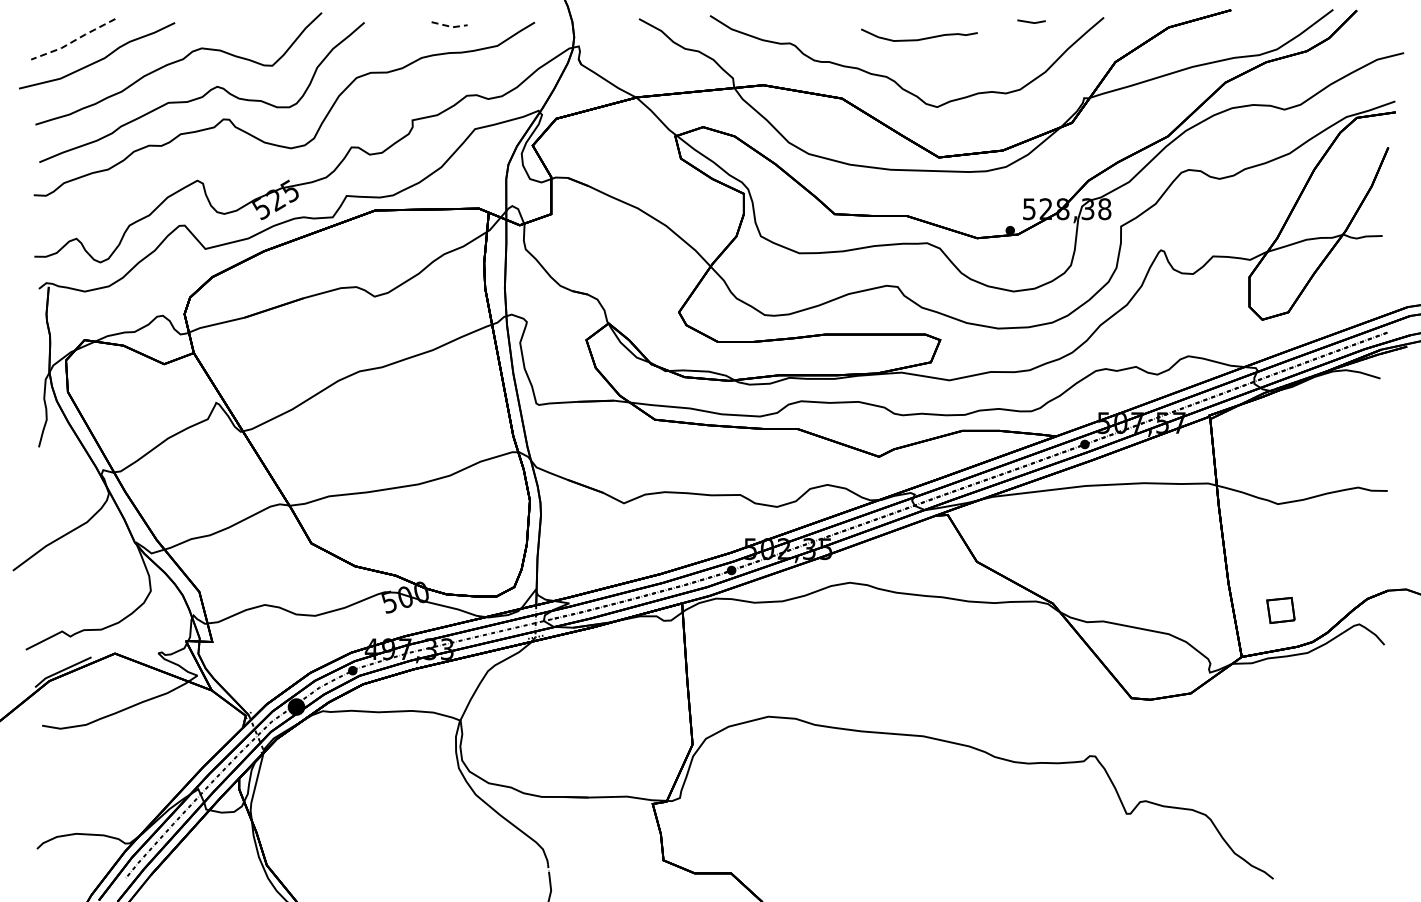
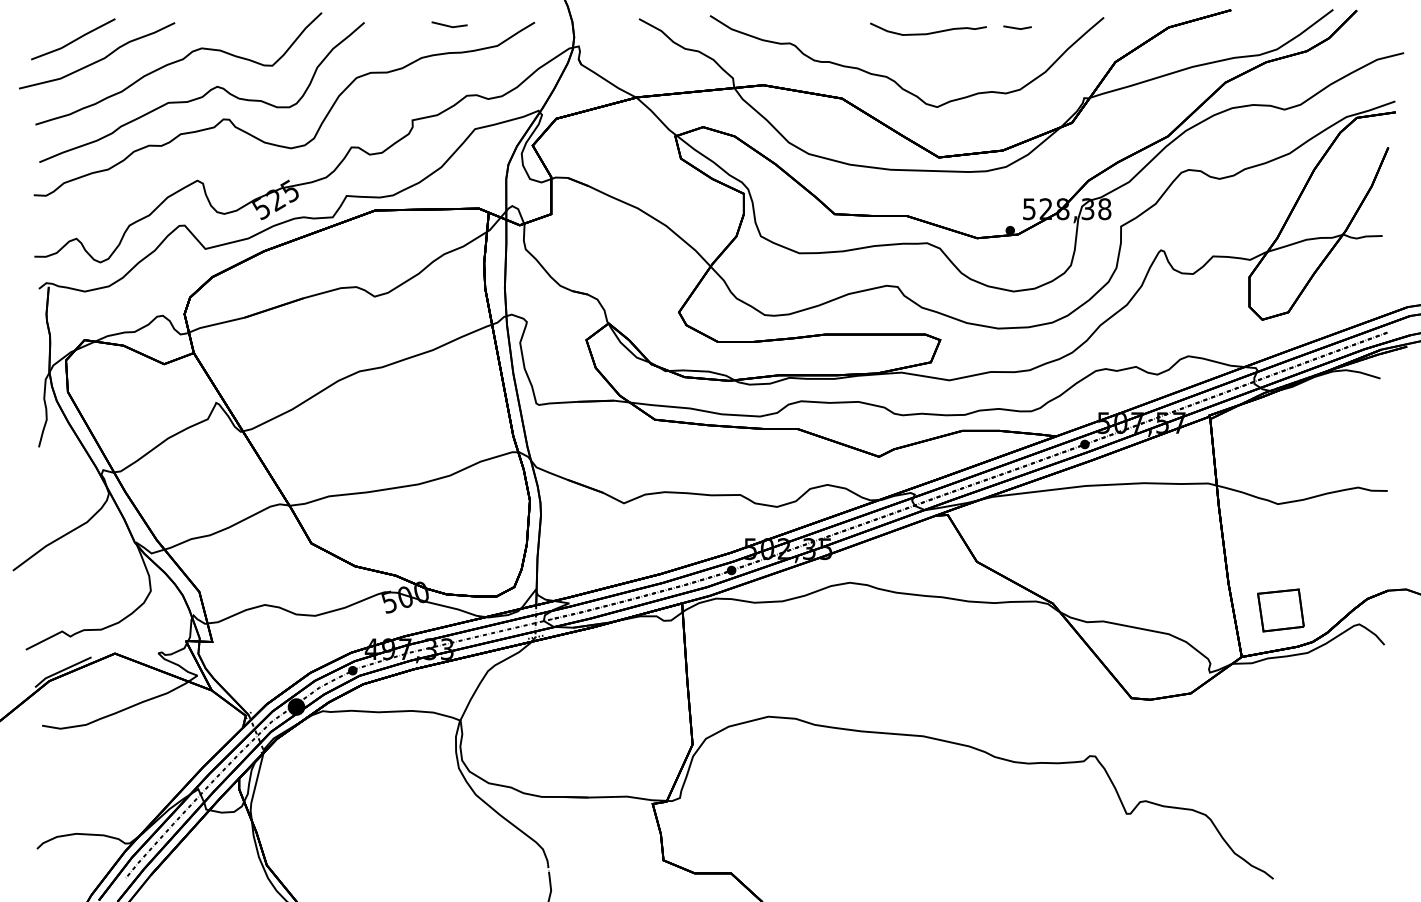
line position: (1031, 21) -> (1017, 27) (1017, 27)
line: dashed -> solid (449, 26)
curve position: (919, 38) -> (928, 32) (928, 32)
line: dashed -> solid (73, 41)
part size: 30x27 px -> 48x45 px (1280, 610)
